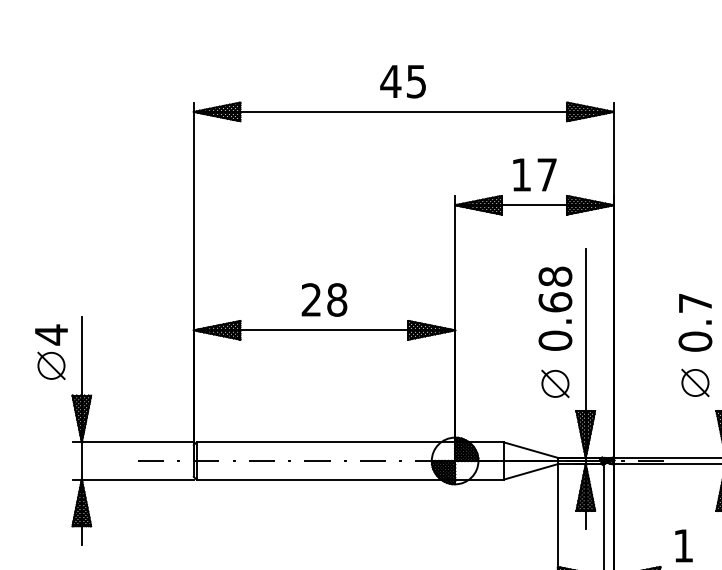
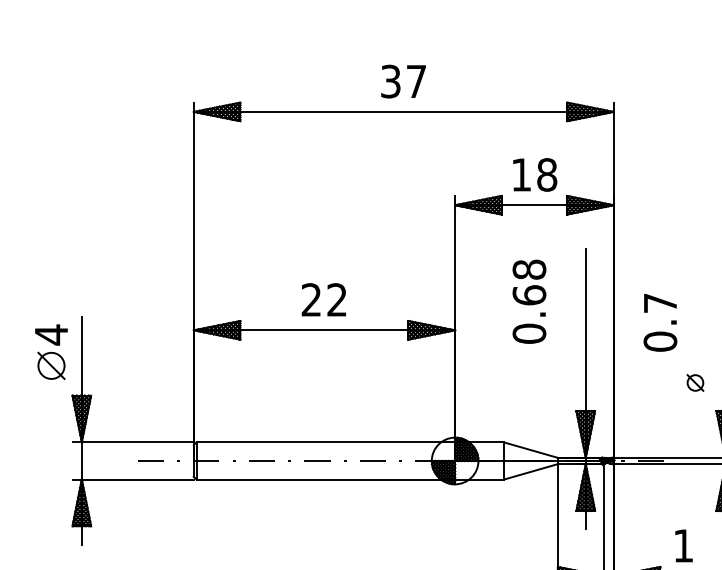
text: 45 -> 37 (402, 81)
text: 17 -> 18 (547, 174)
text: 28 -> 22 (337, 299)
text position: (555, 308) -> (529, 301) (529, 301)
text position: (695, 322) -> (660, 322) (660, 322)
part size: 29x30 px -> 19x18 px (695, 382)
part: present -> none (555, 383)
